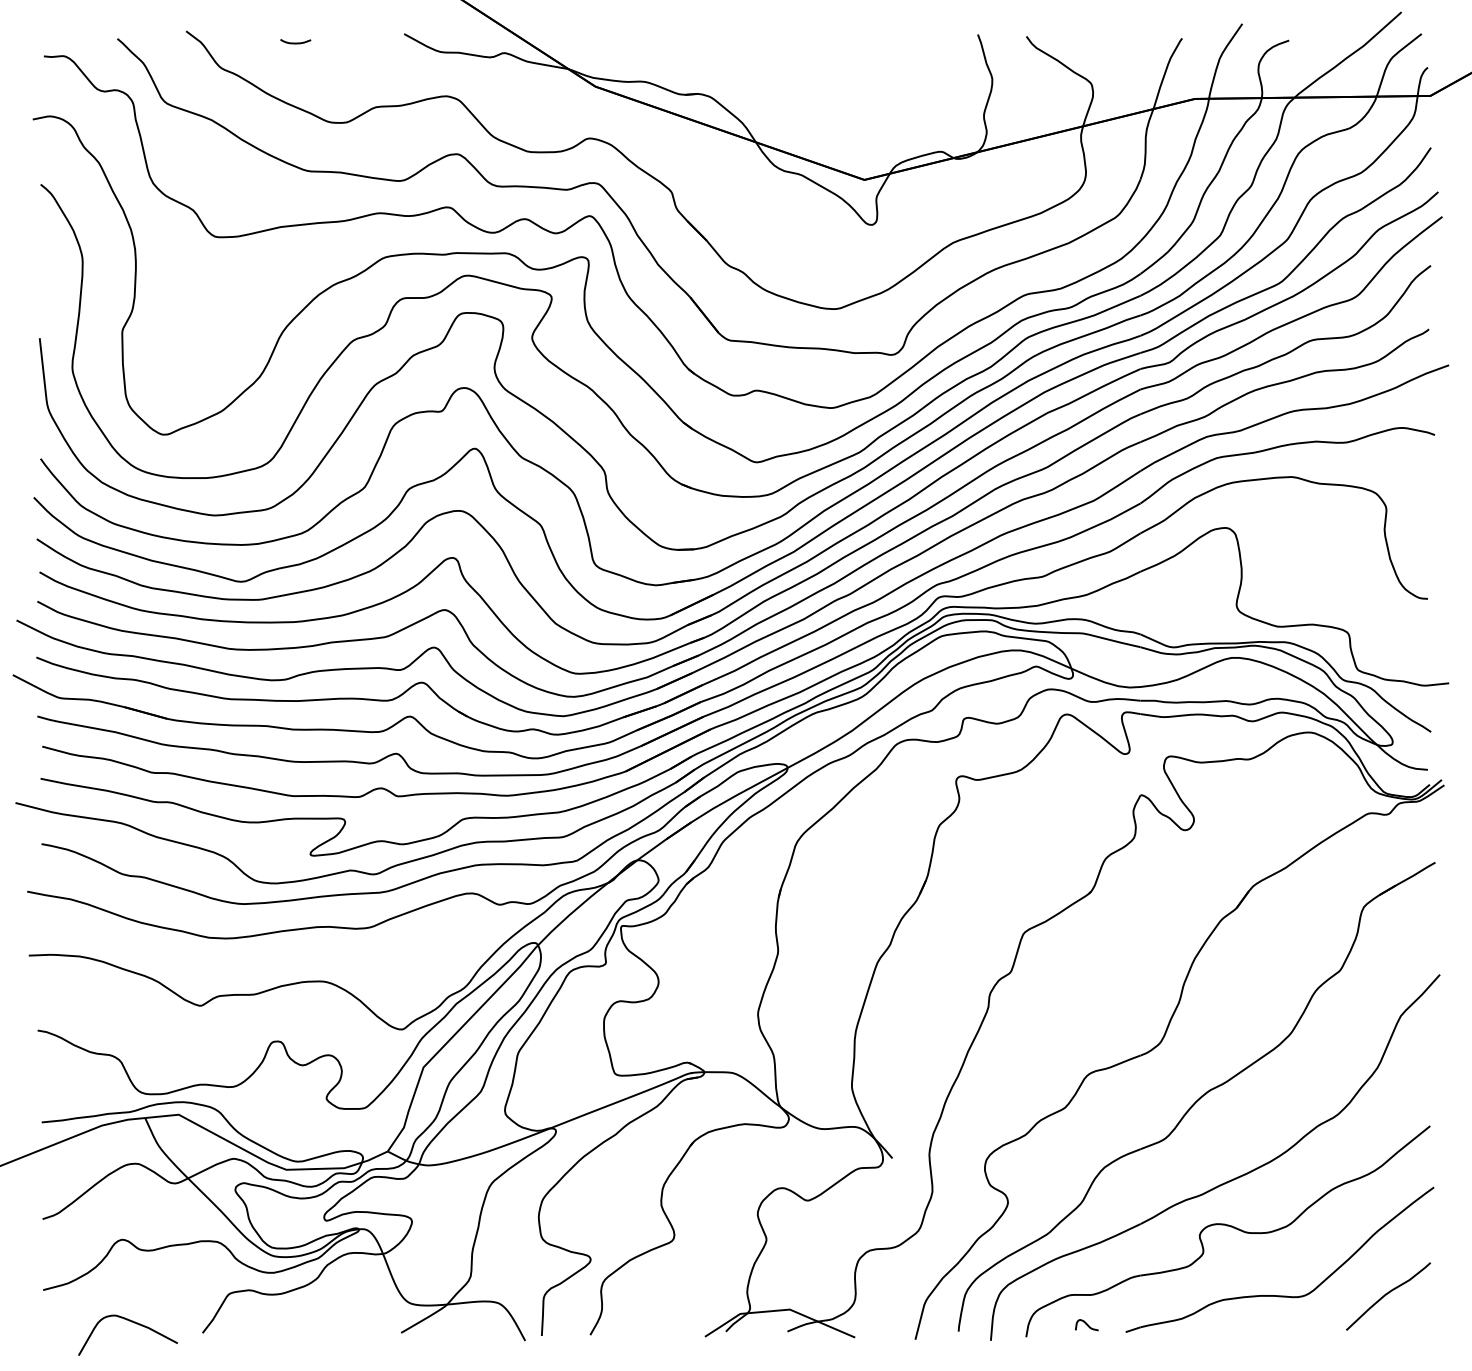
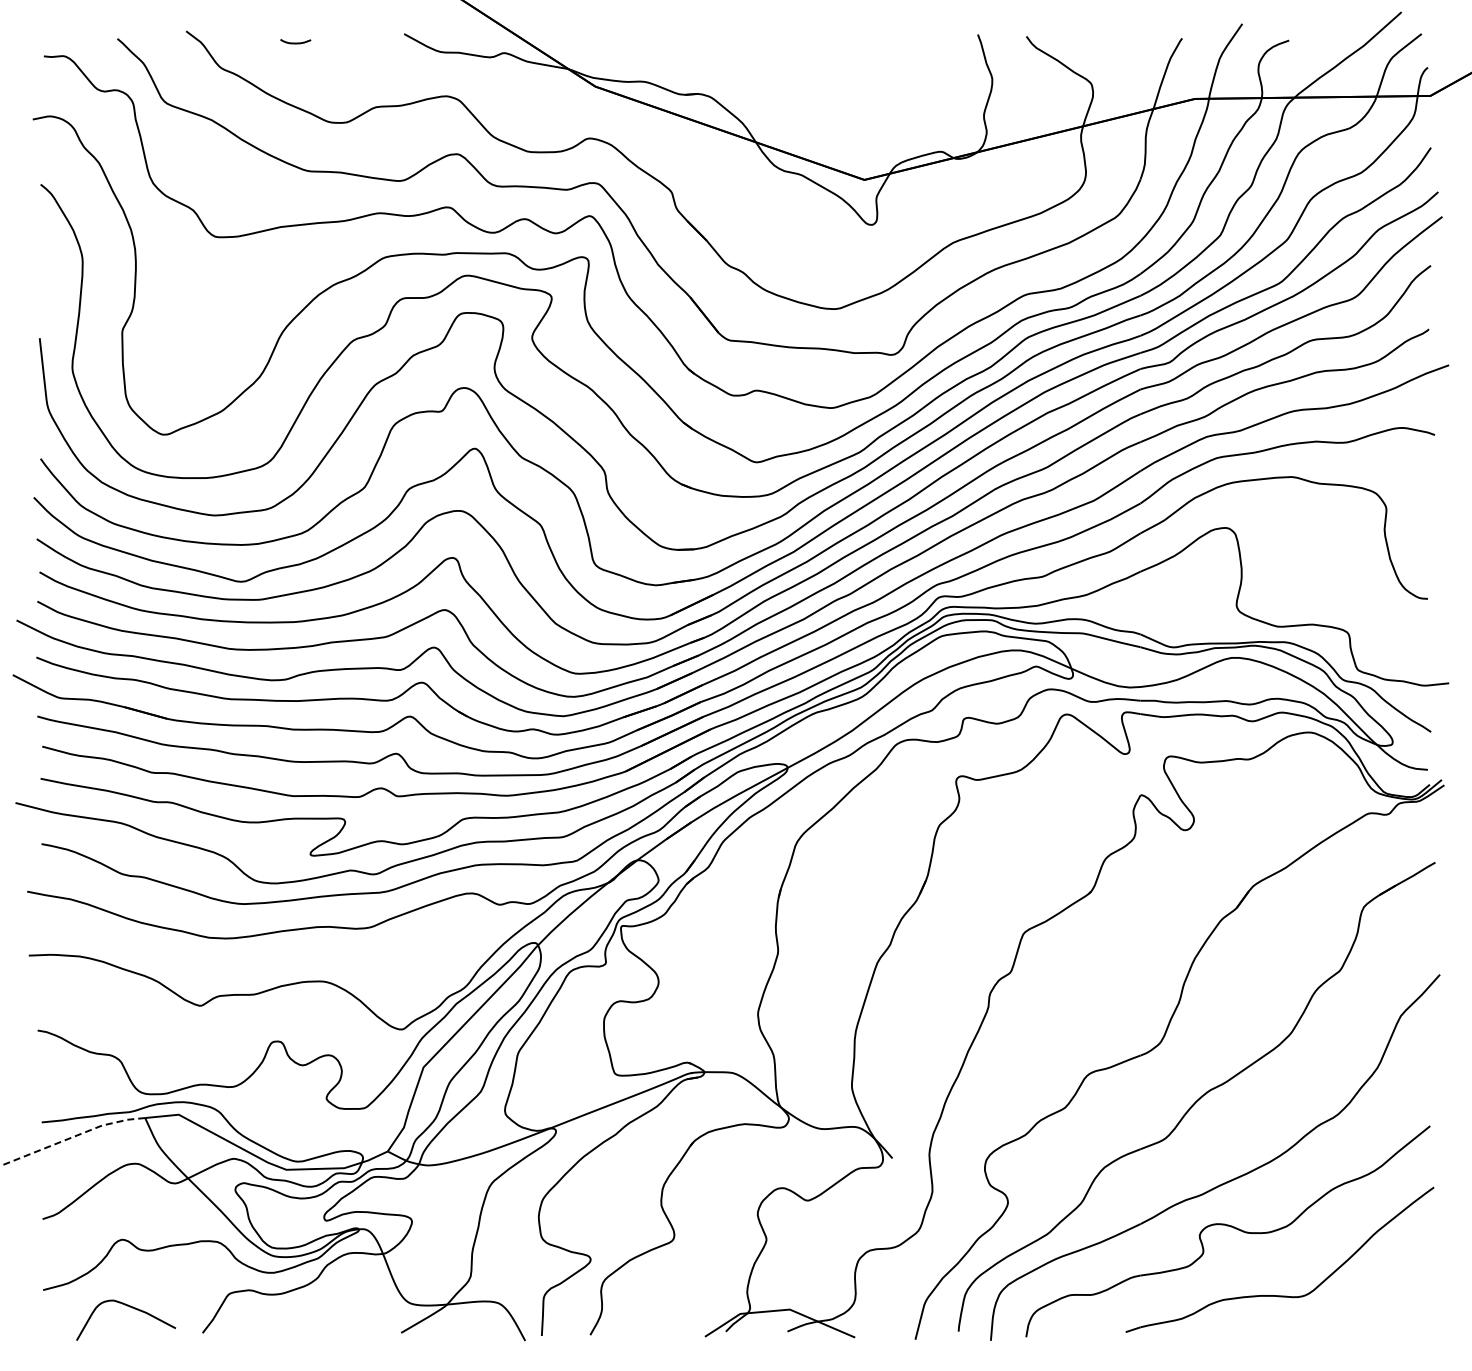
line: solid -> dashed (72, 1137)
curve: present -> none (1387, 1294)
curve position: (131, 1322) -> (129, 1307) (129, 1307)
curve: present -> none (1086, 1325)
